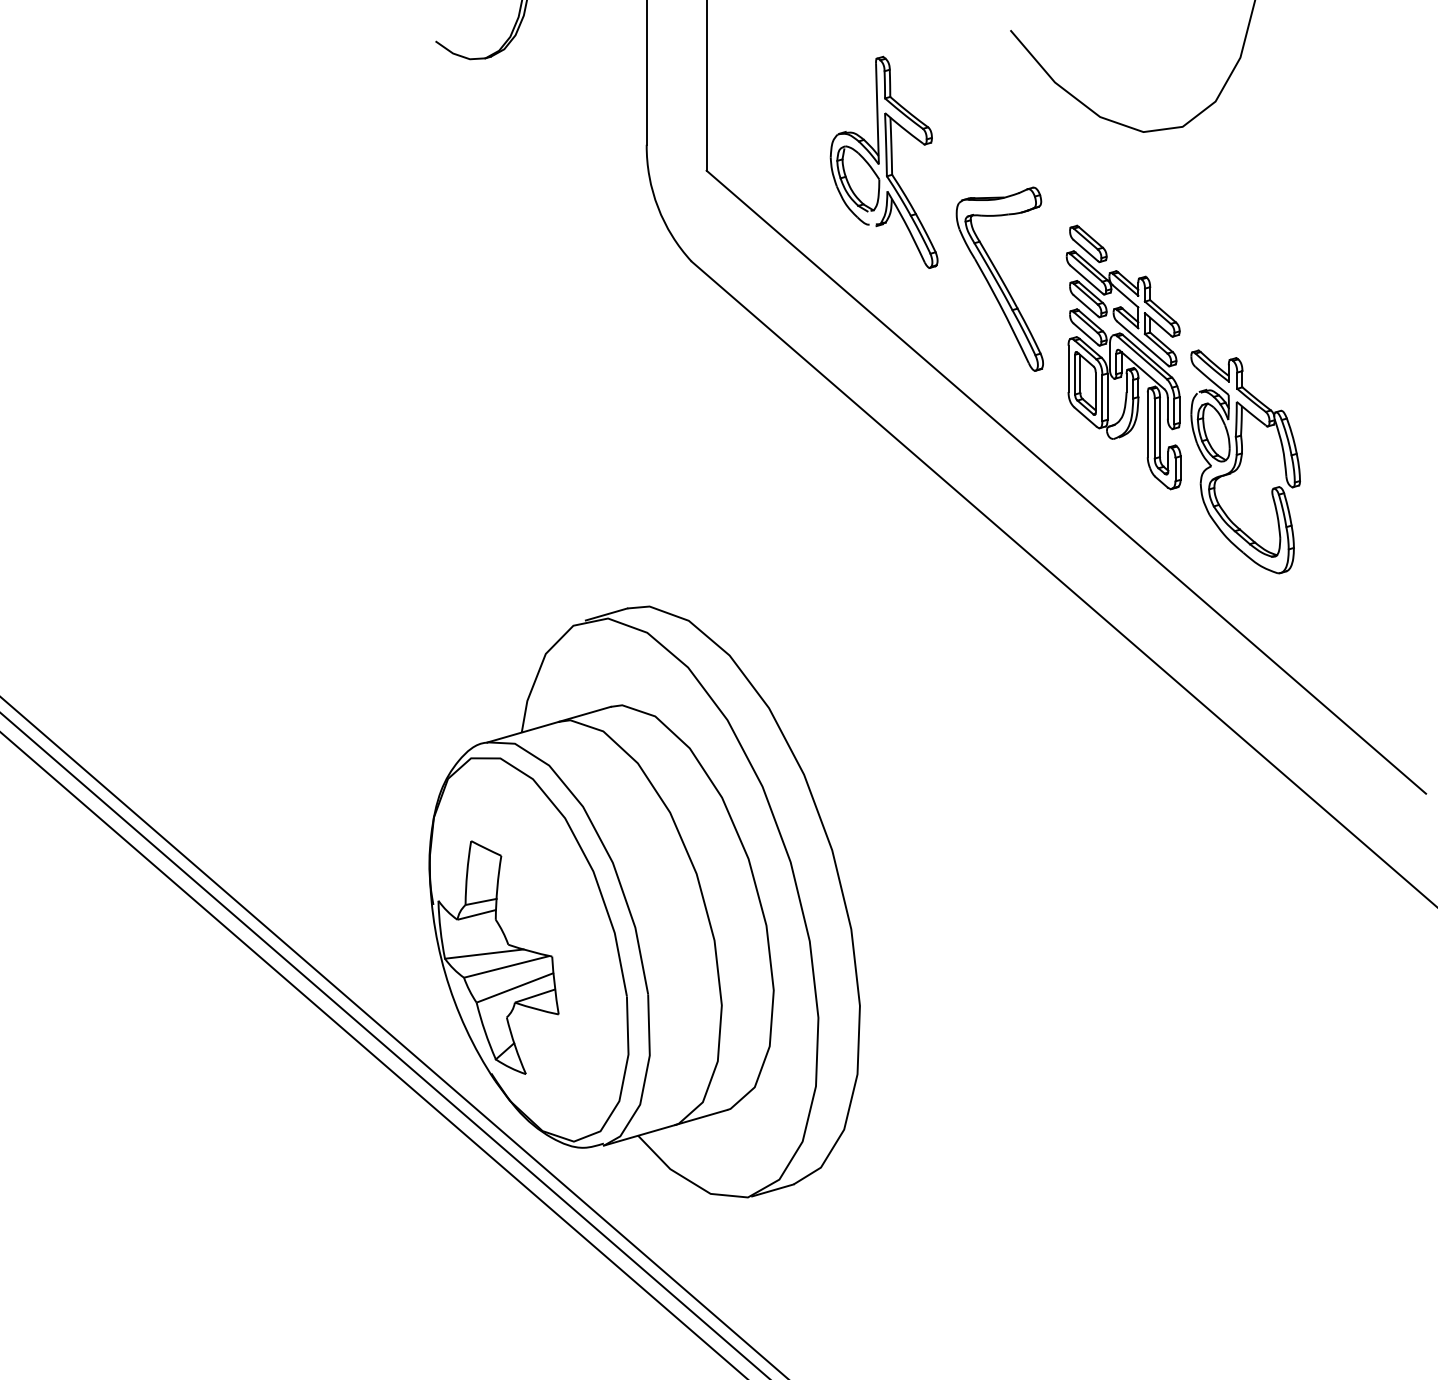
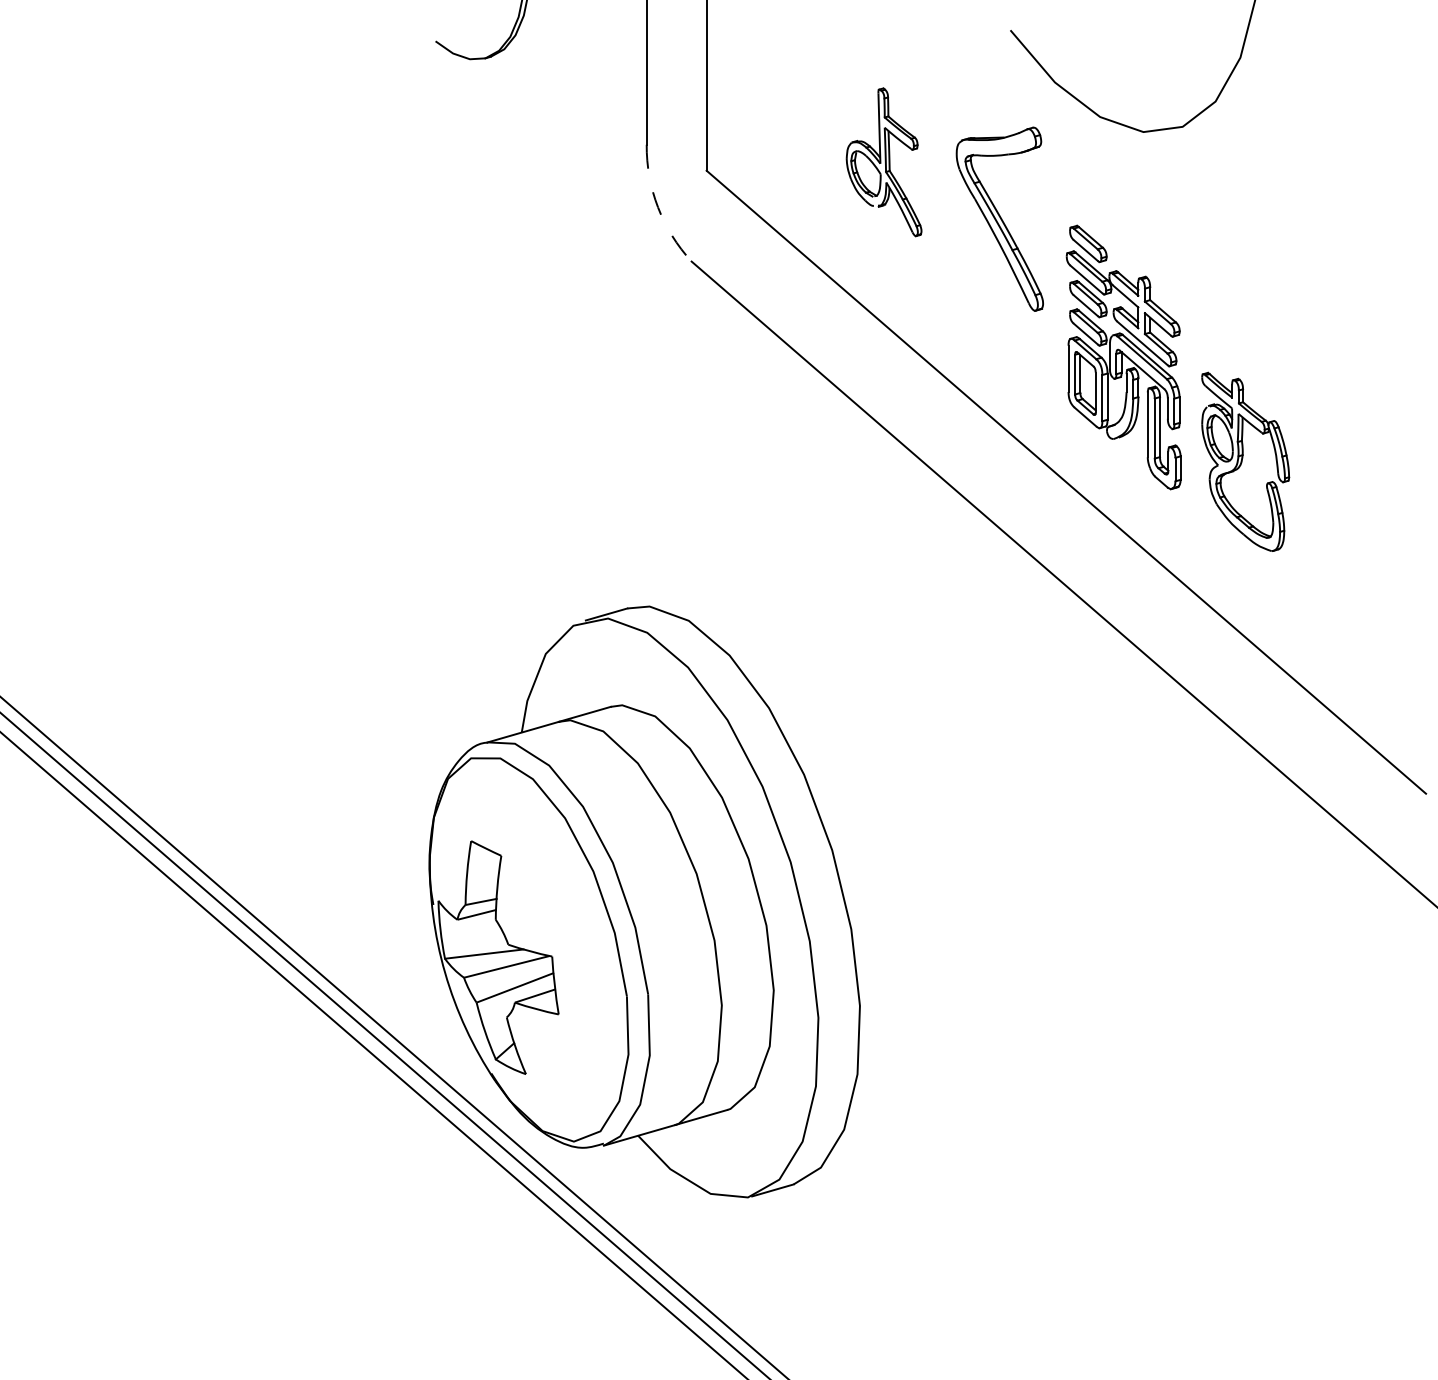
part size: 110x214 px -> 78x151 px (883, 162)
arc: solid -> dashed (658, 207)
part position: (999, 278) -> (999, 218) (999, 218)
part size: 111x226 px -> 90x181 px (1245, 461)
